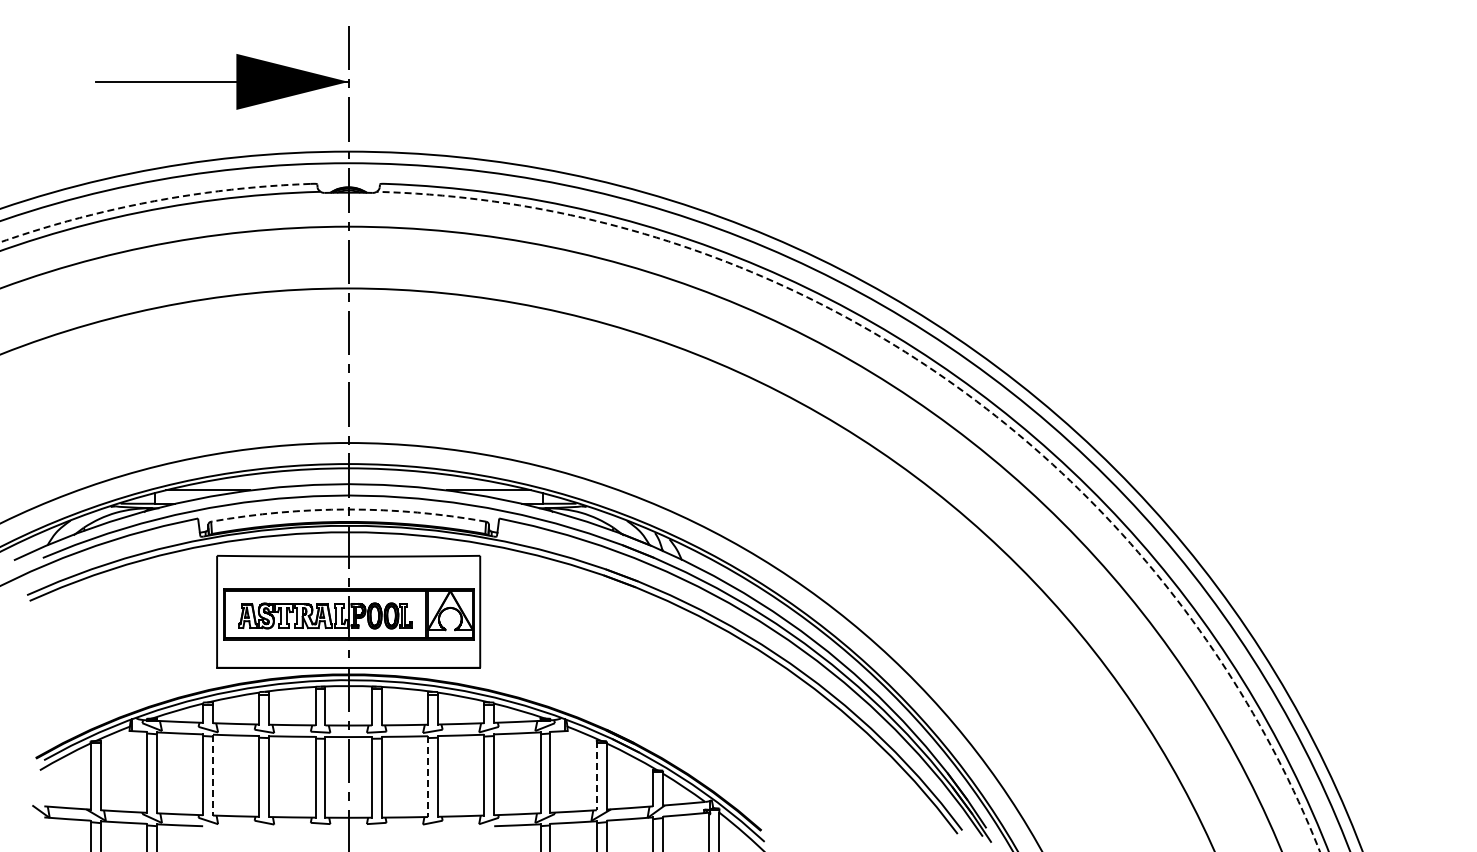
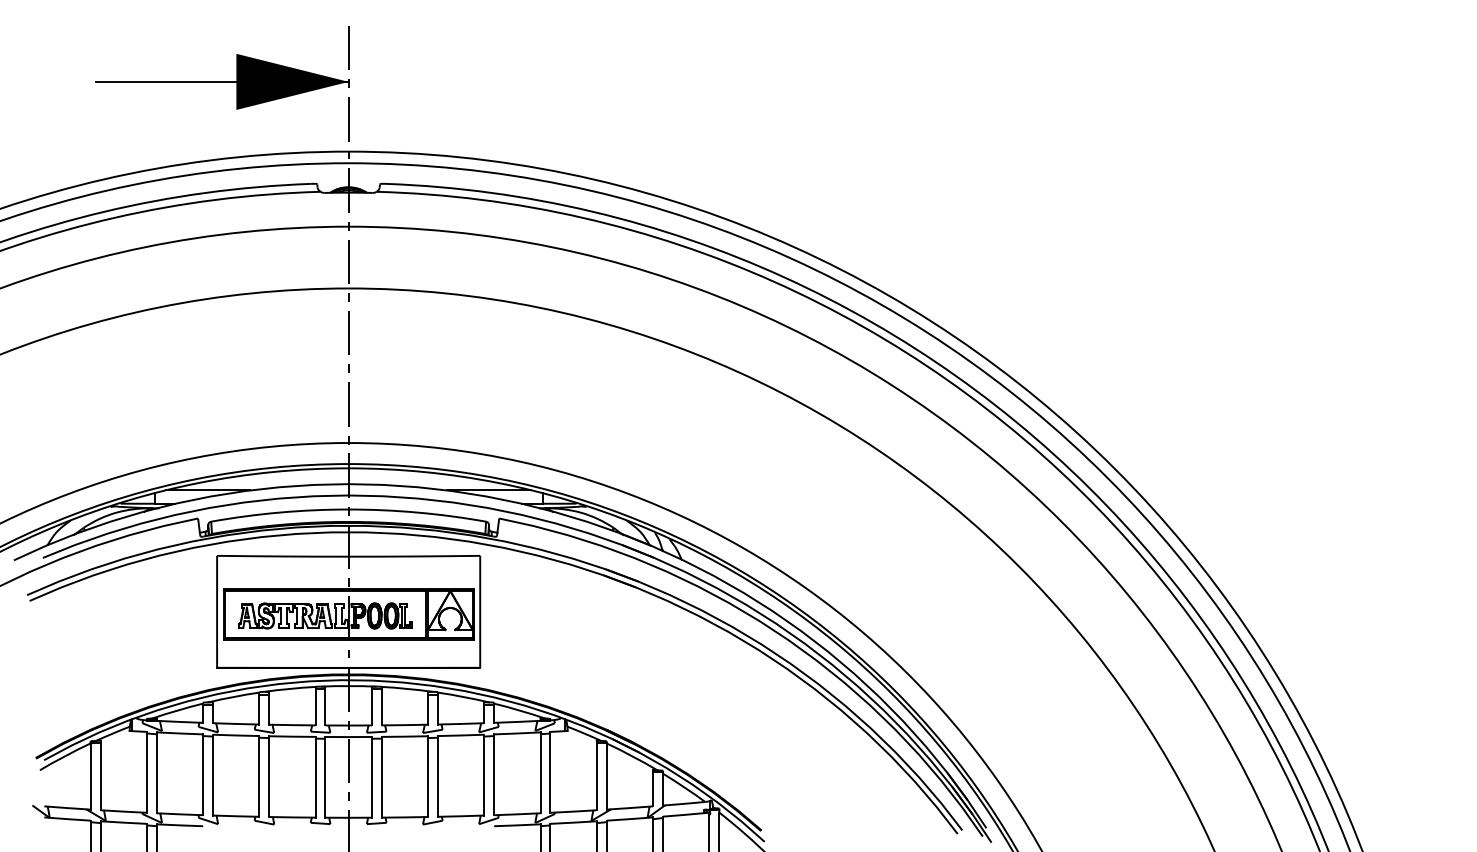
arc: dashed -> solid (152, 201)
arc: dashed -> solid (945, 379)
arc: dashed -> solid (348, 509)
line: dashed -> solid (212, 775)
line: dashed -> solid (596, 775)
line: dashed -> solid (428, 777)
